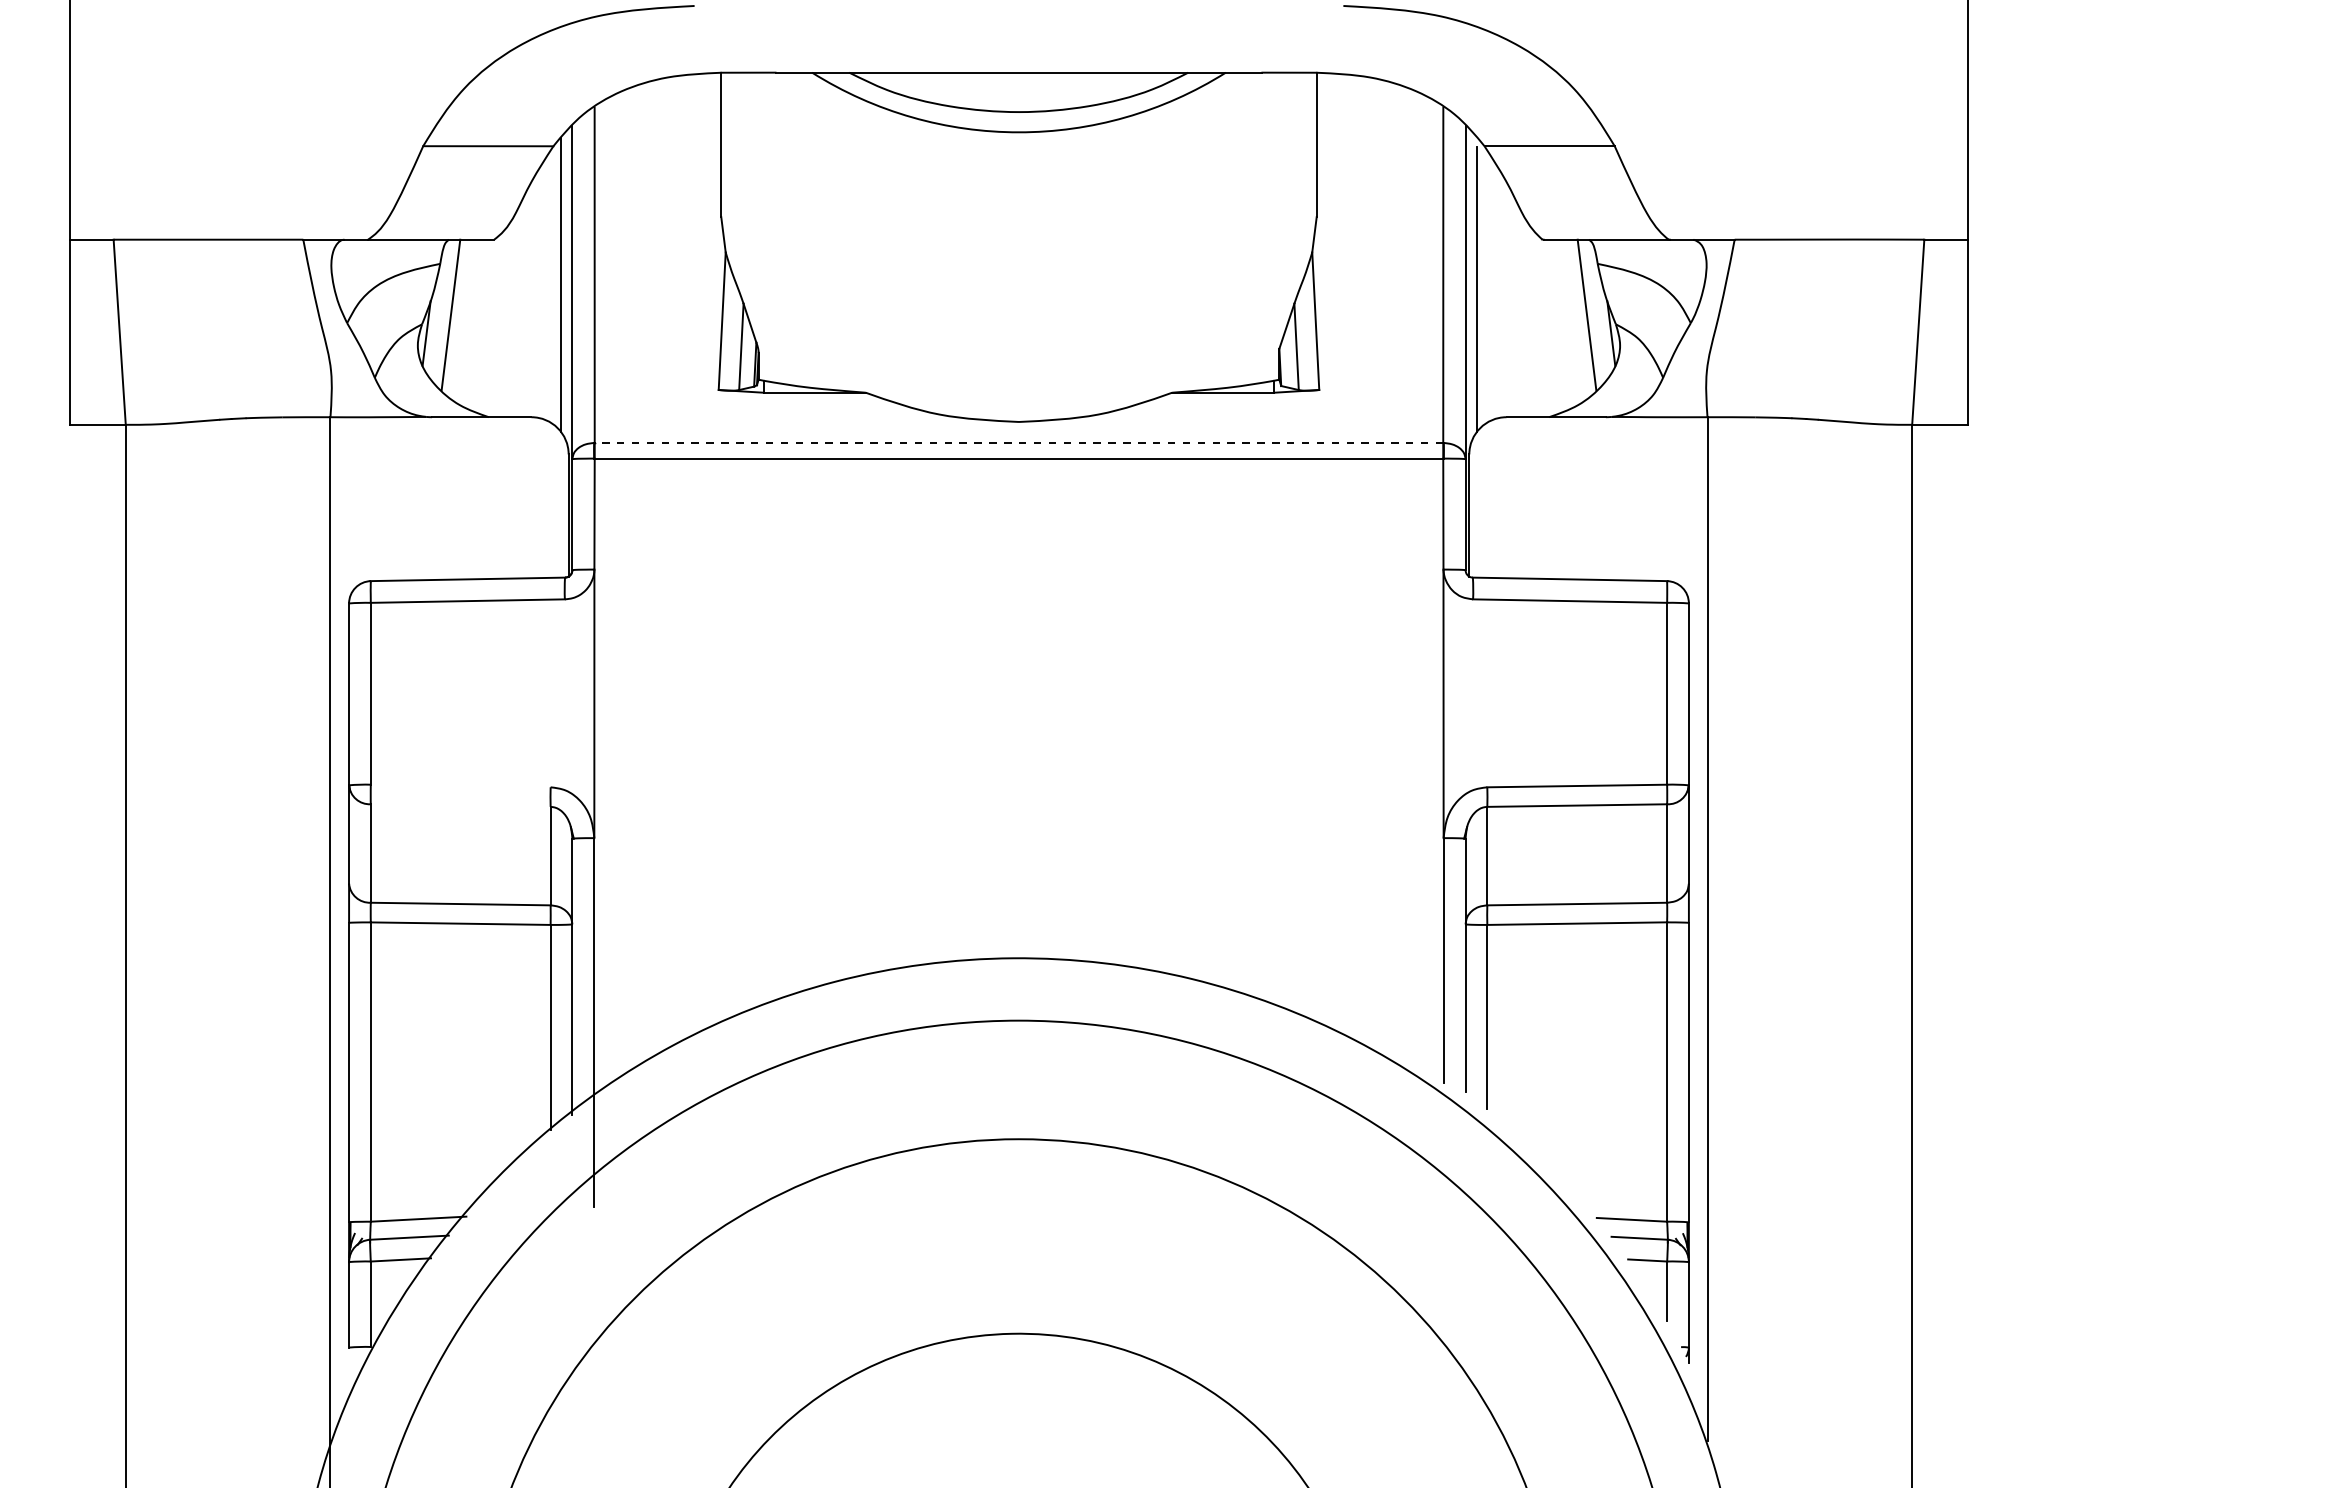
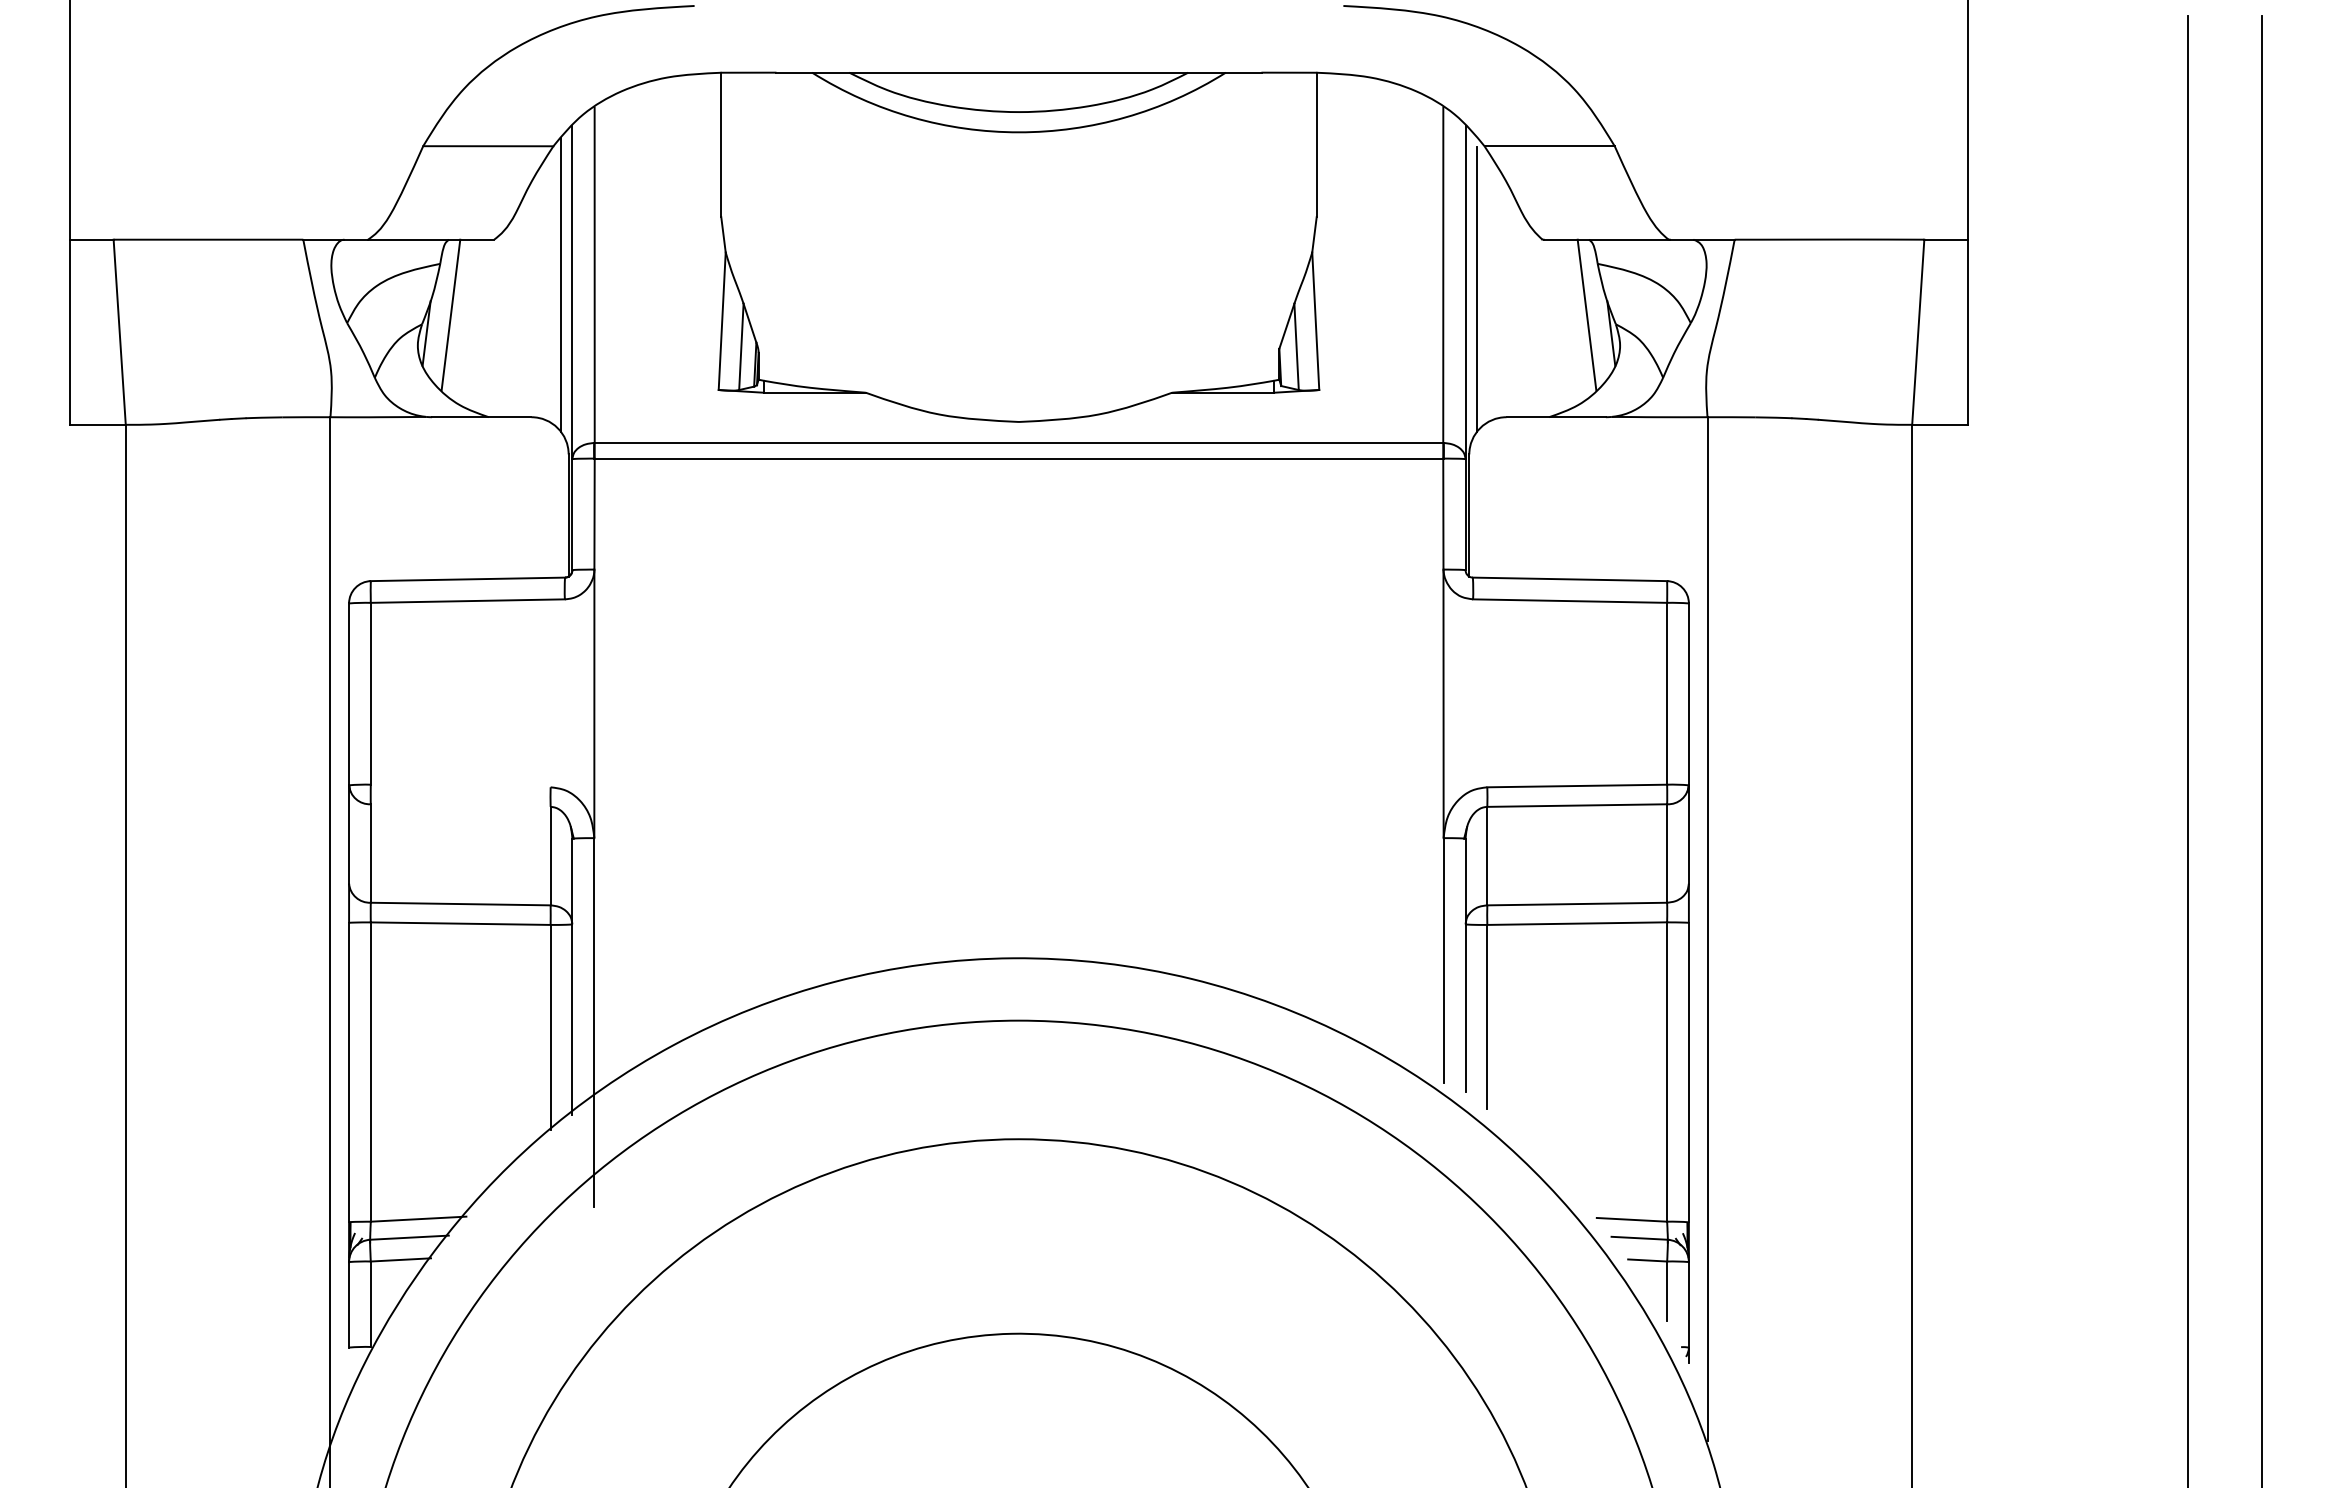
line: dashed -> solid (1018, 442)
line: none -> present (2187, 750)
line: none -> present (2262, 750)
